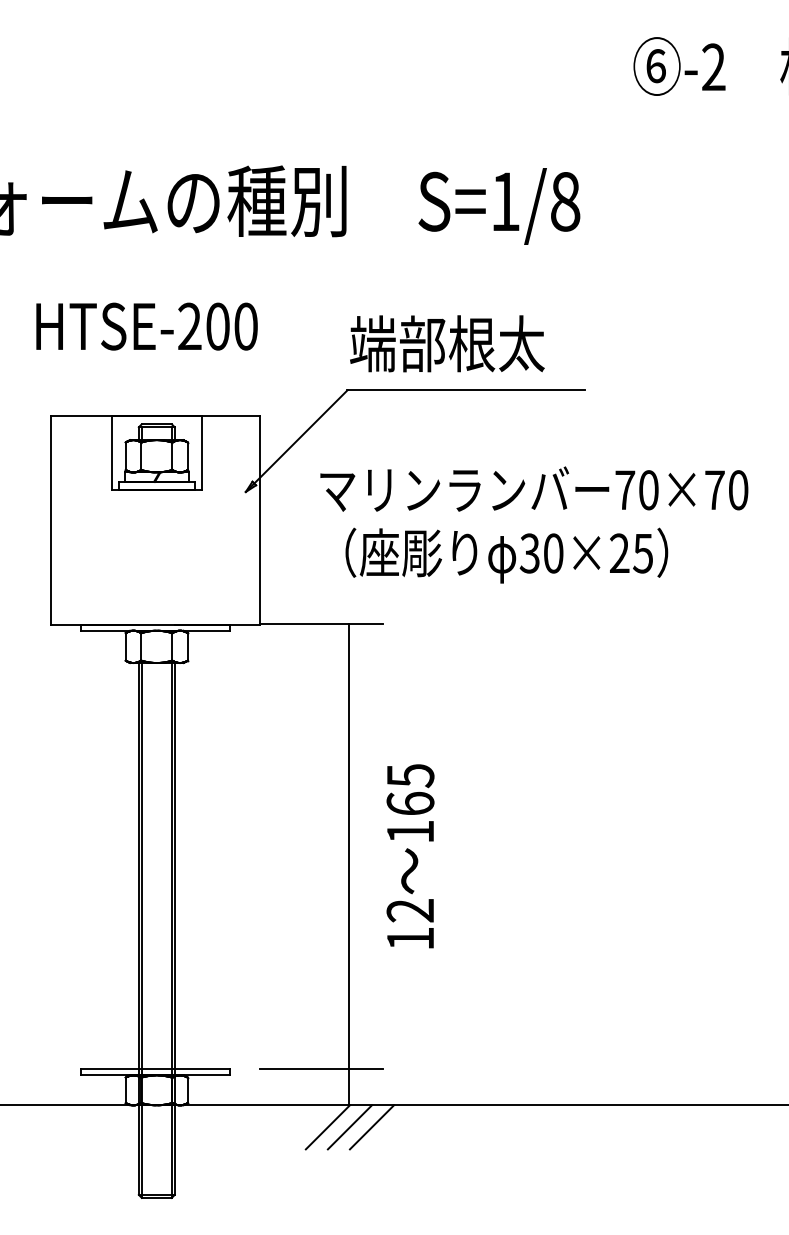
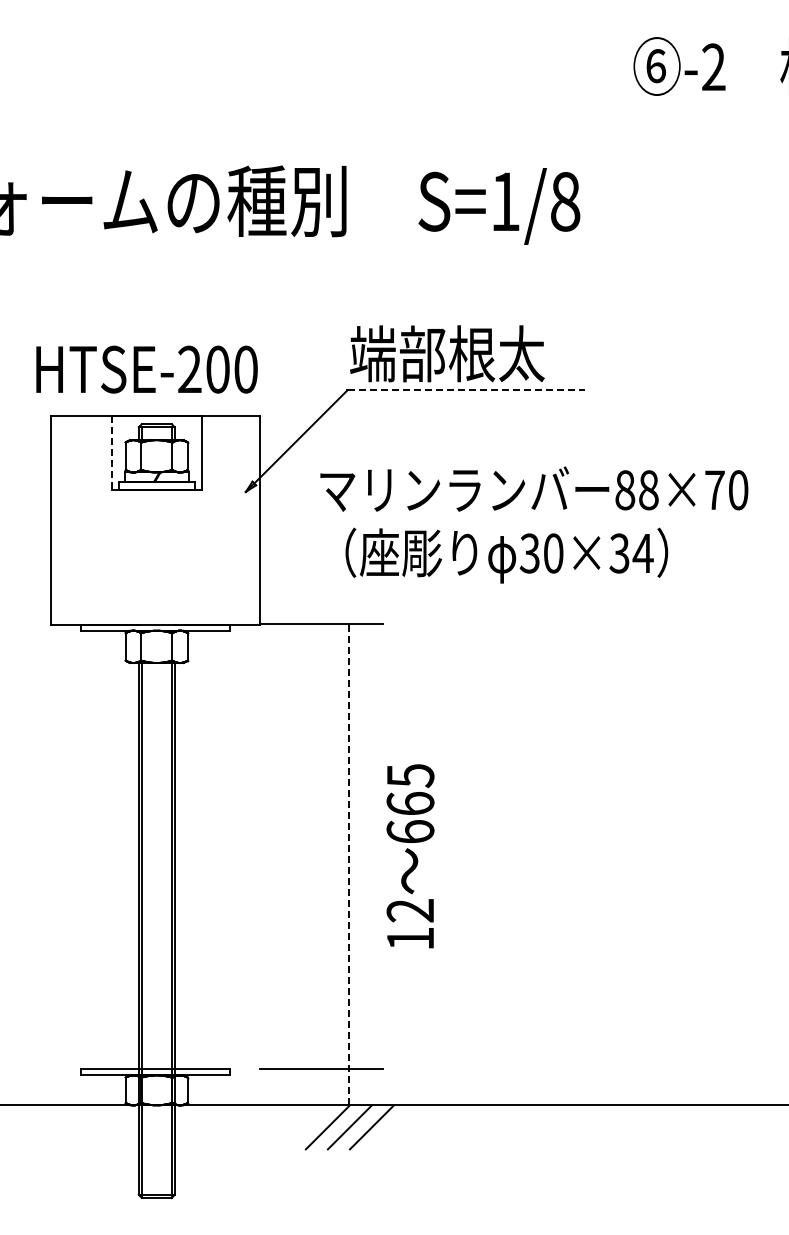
text position: (146, 326) -> (146, 369) (146, 369)
text position: (447, 343) -> (447, 353) (447, 353)
line: solid -> dashed (467, 390)
line: solid -> dashed (111, 453)
text: 70×70 -> 88×70 (636, 490)
text: 30×25 -> 30×34 (631, 553)
text: 165 -> 665 (410, 831)
line: solid -> dashed (349, 864)
